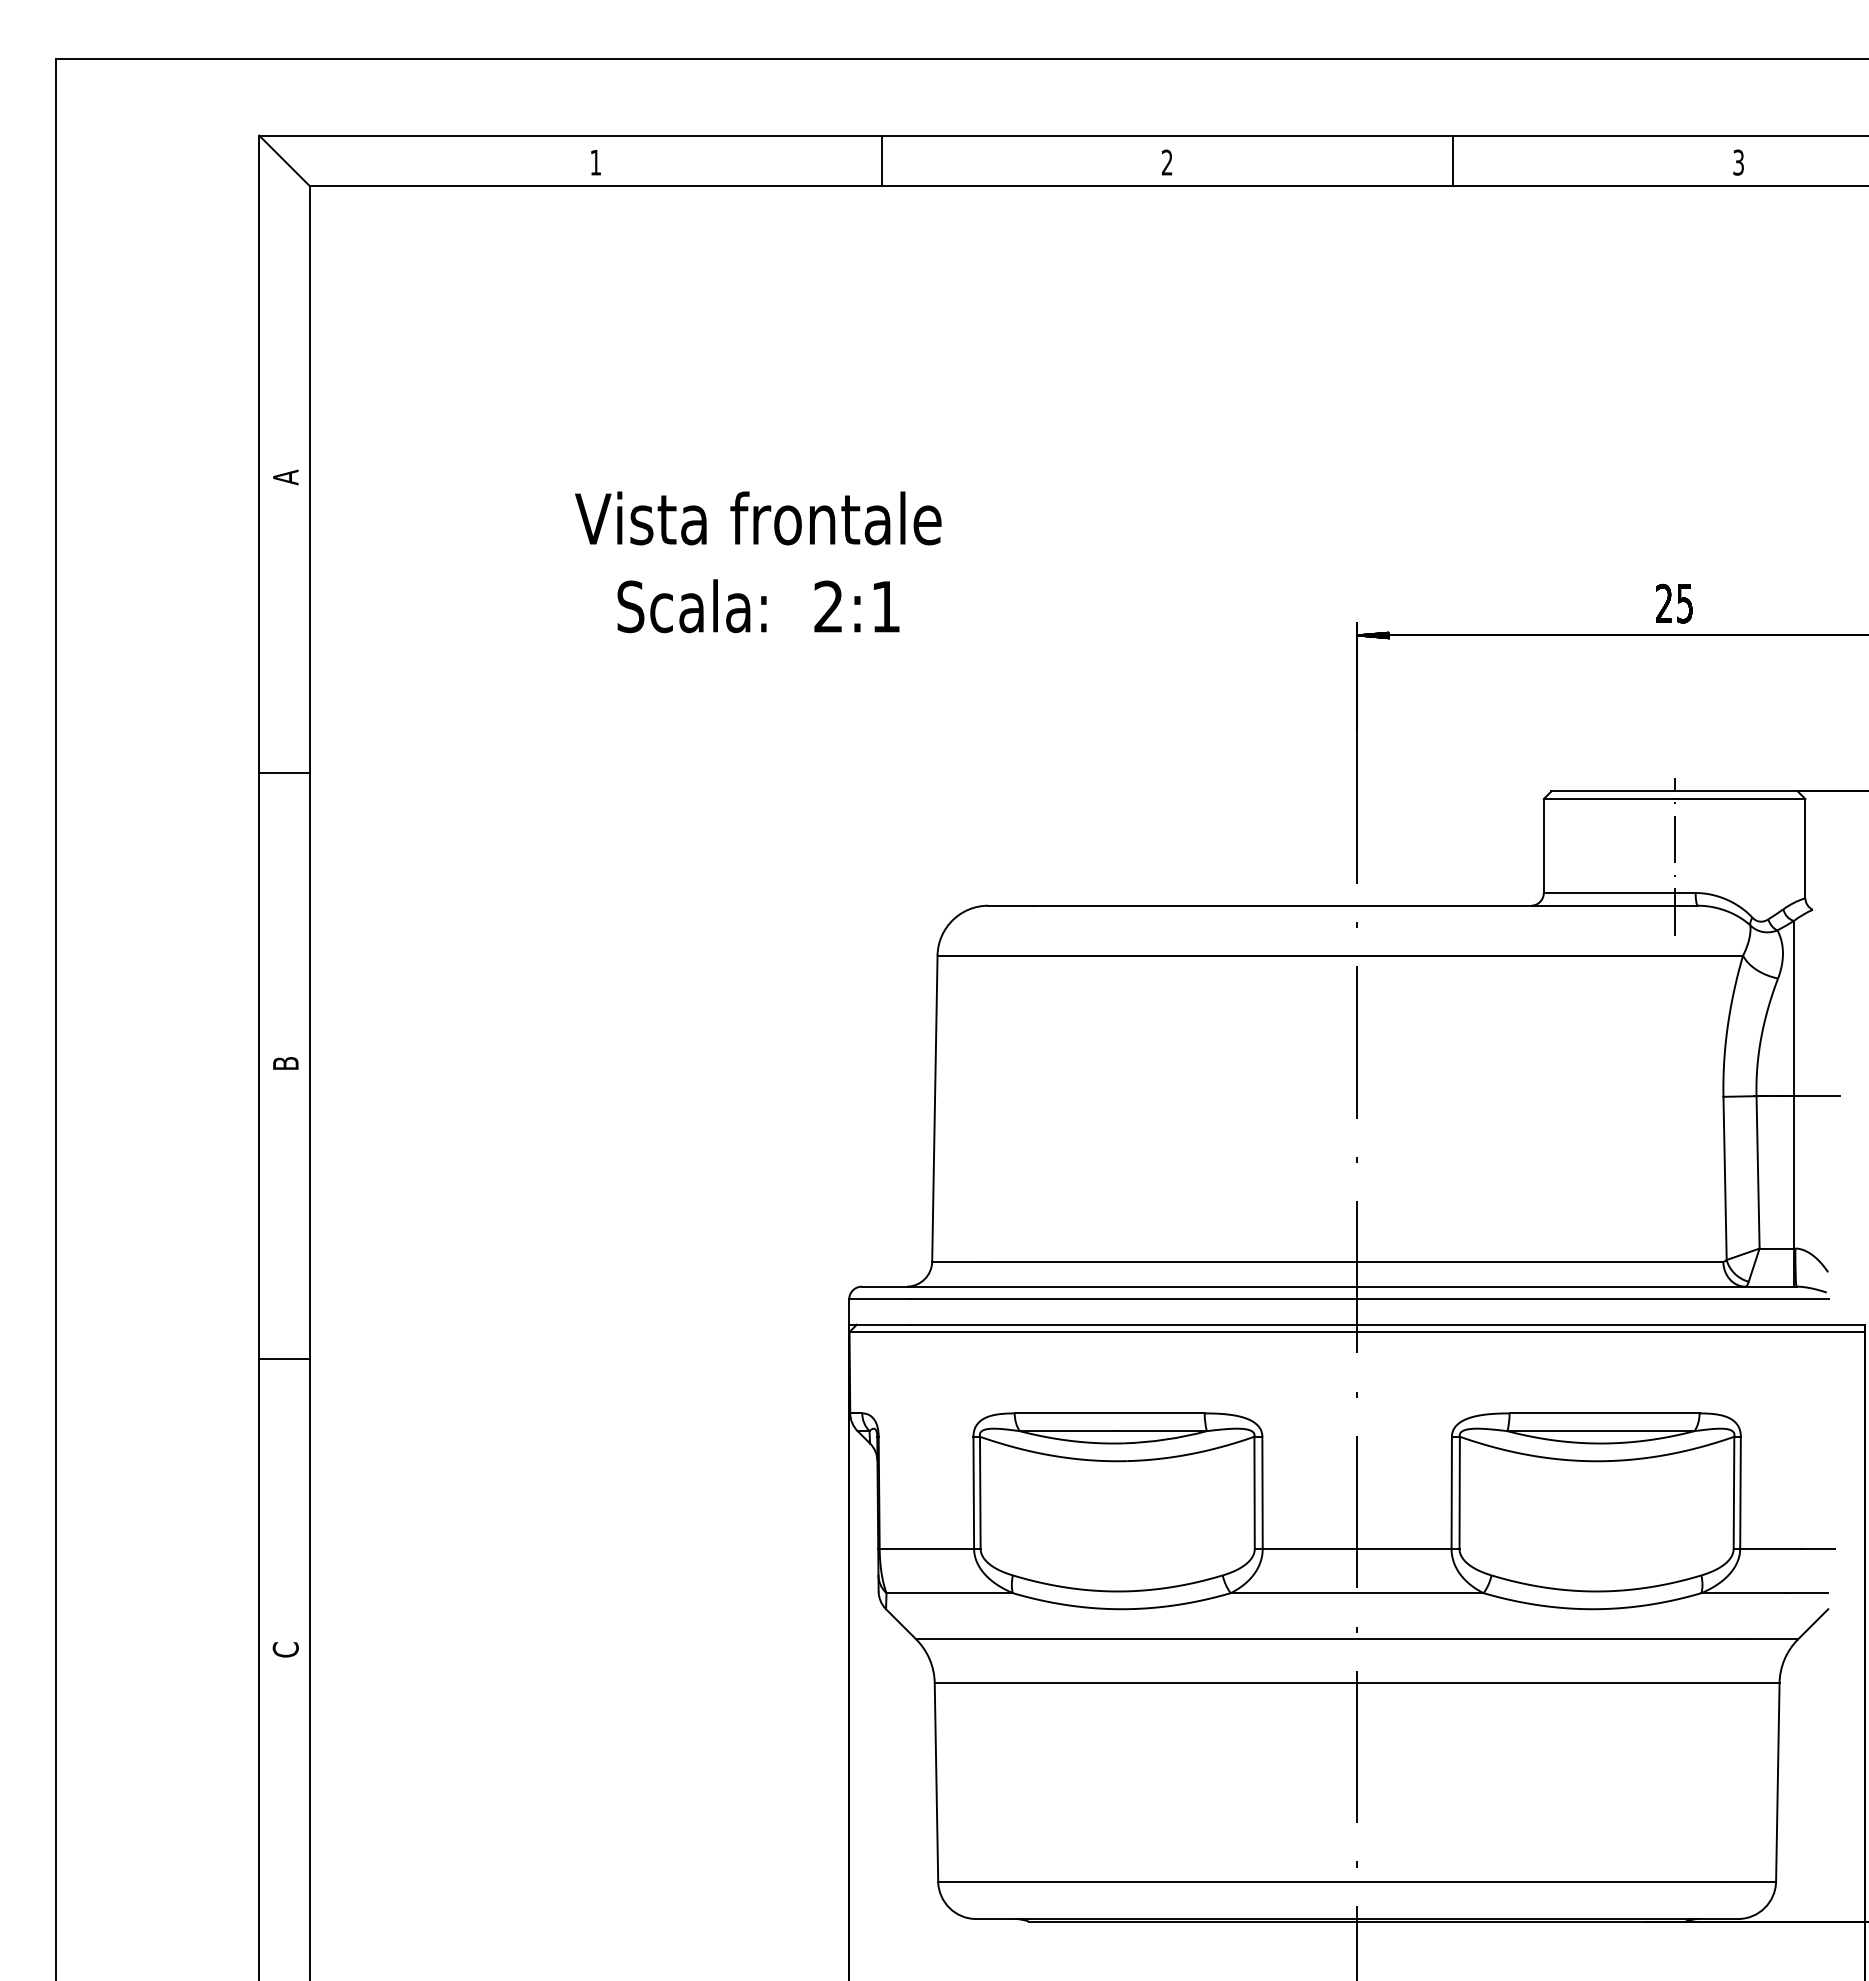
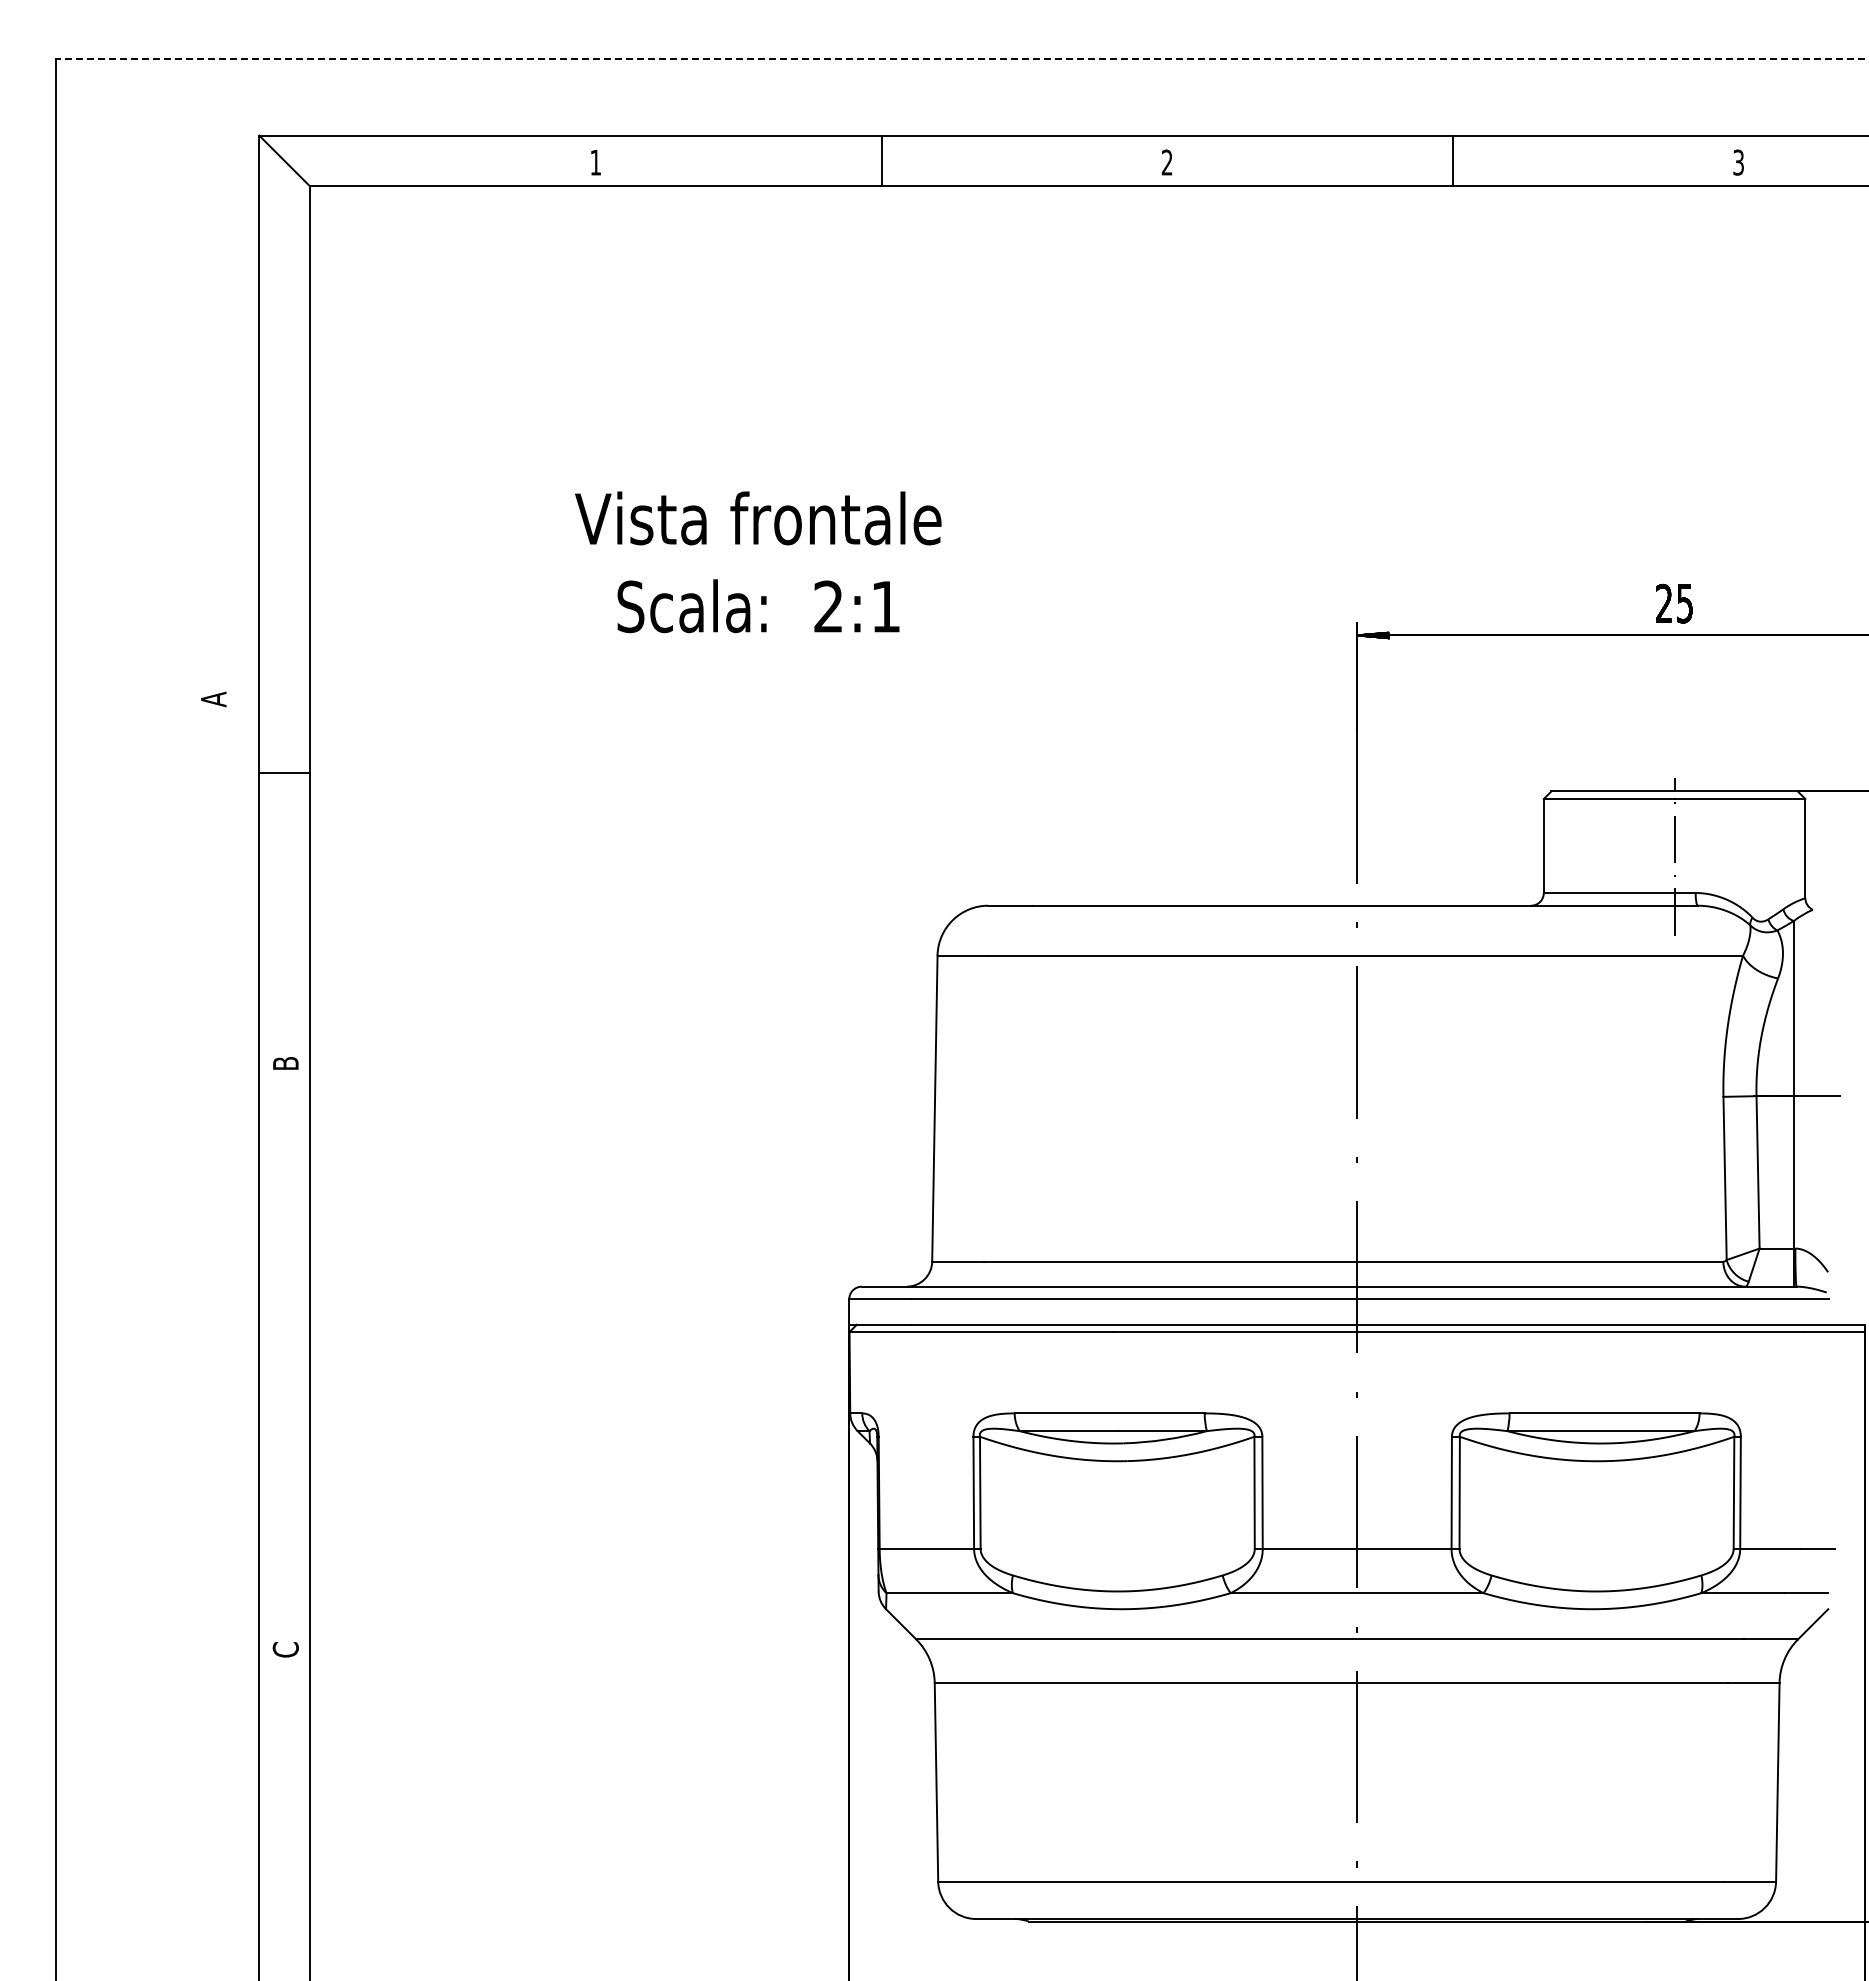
line: solid -> dashed (962, 59)
text position: (285, 477) -> (213, 699) (213, 699)
line: present -> none (284, 1358)
